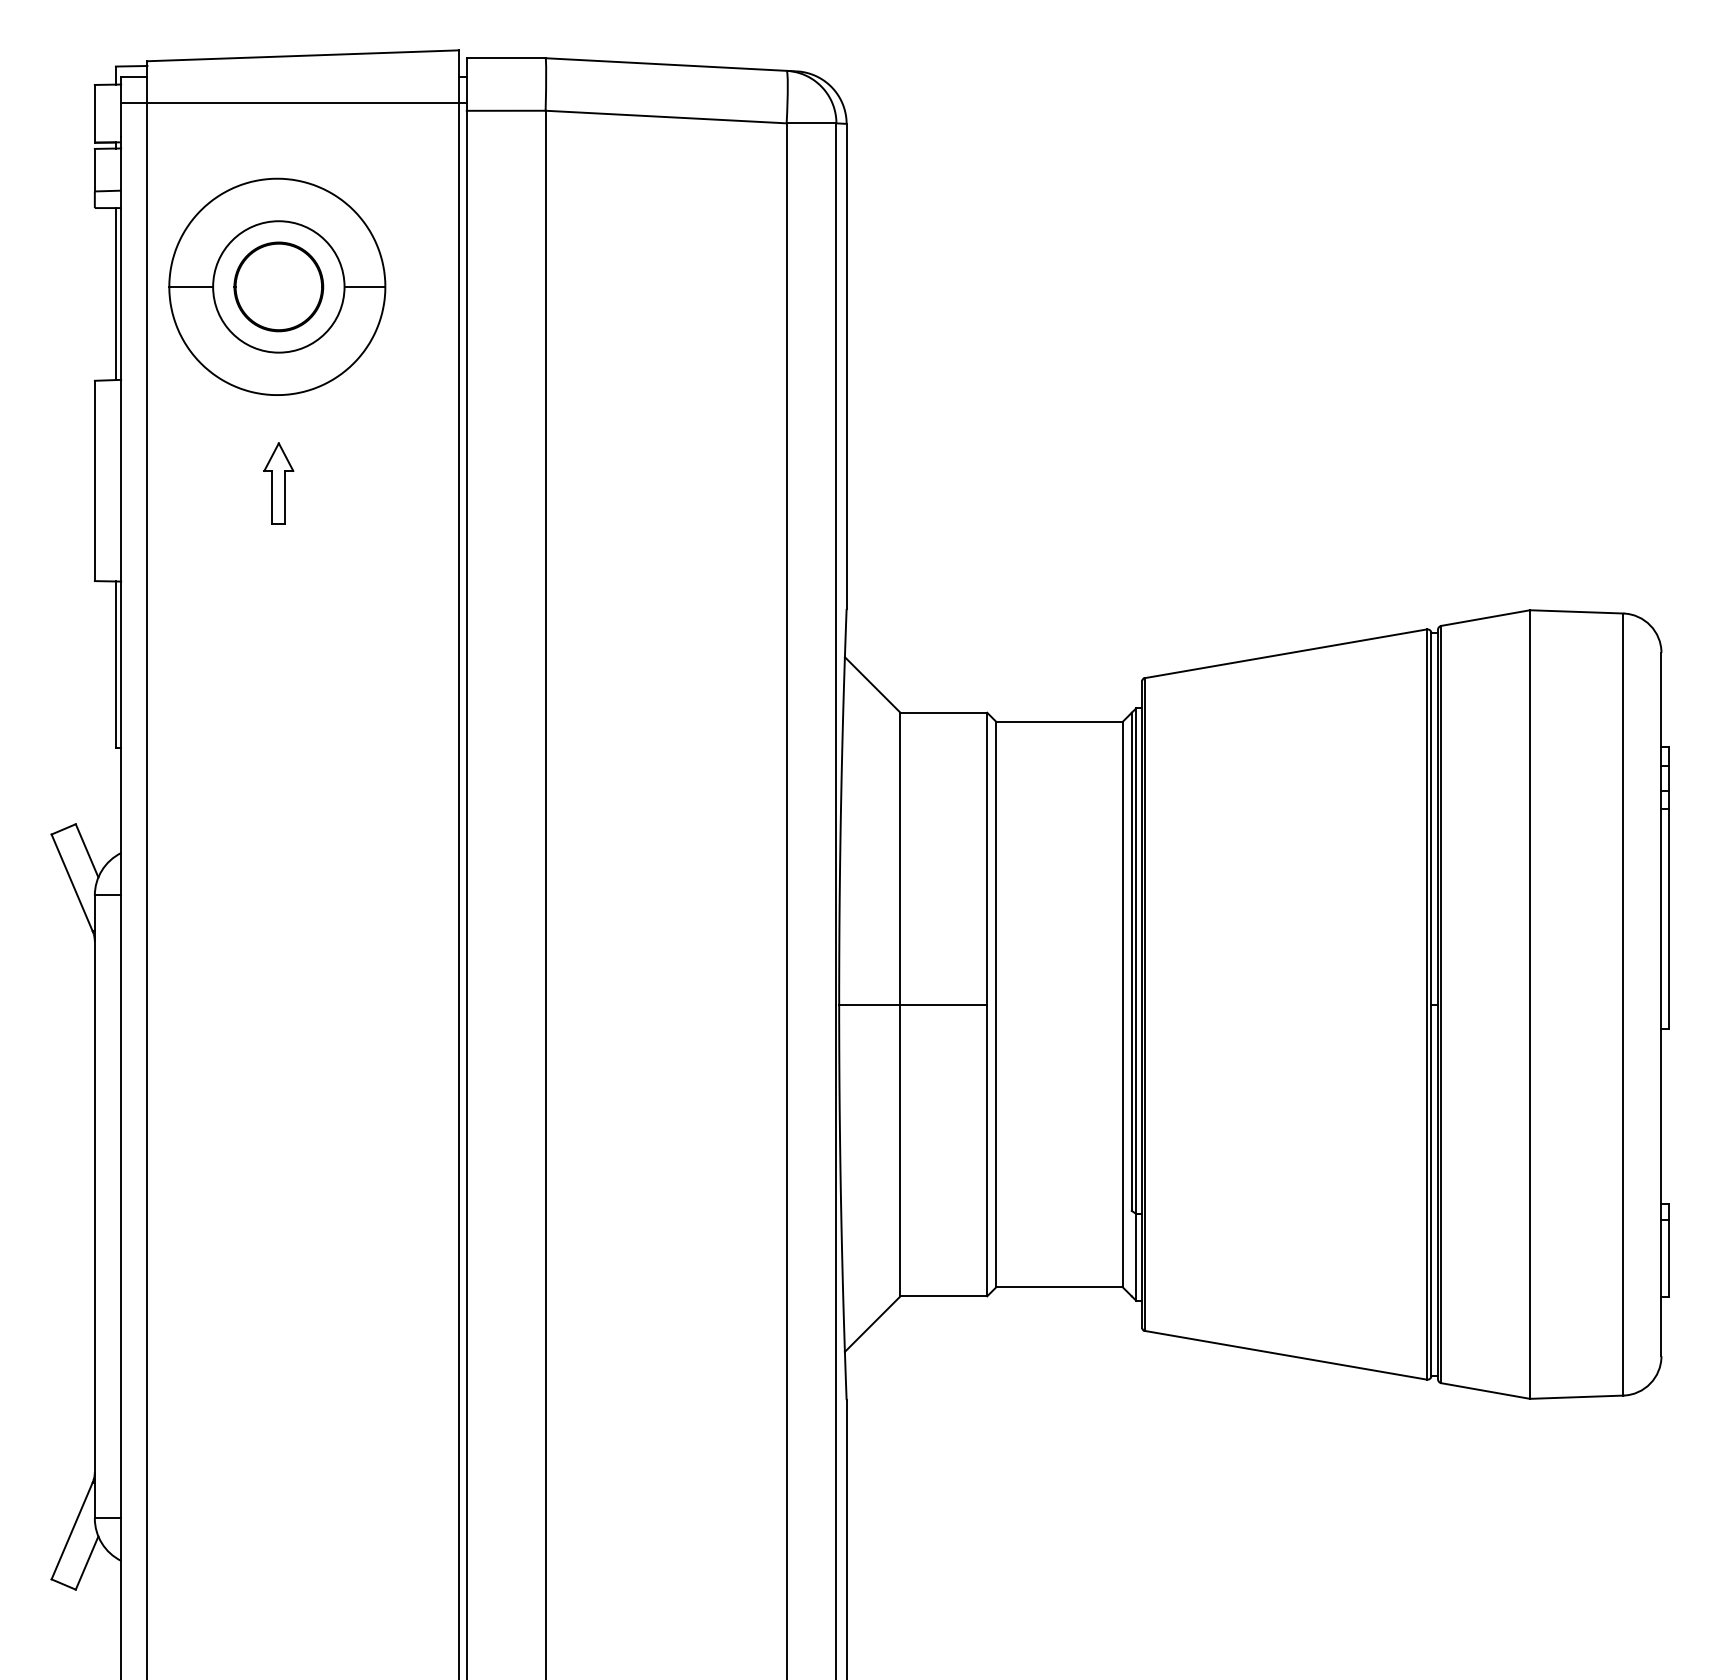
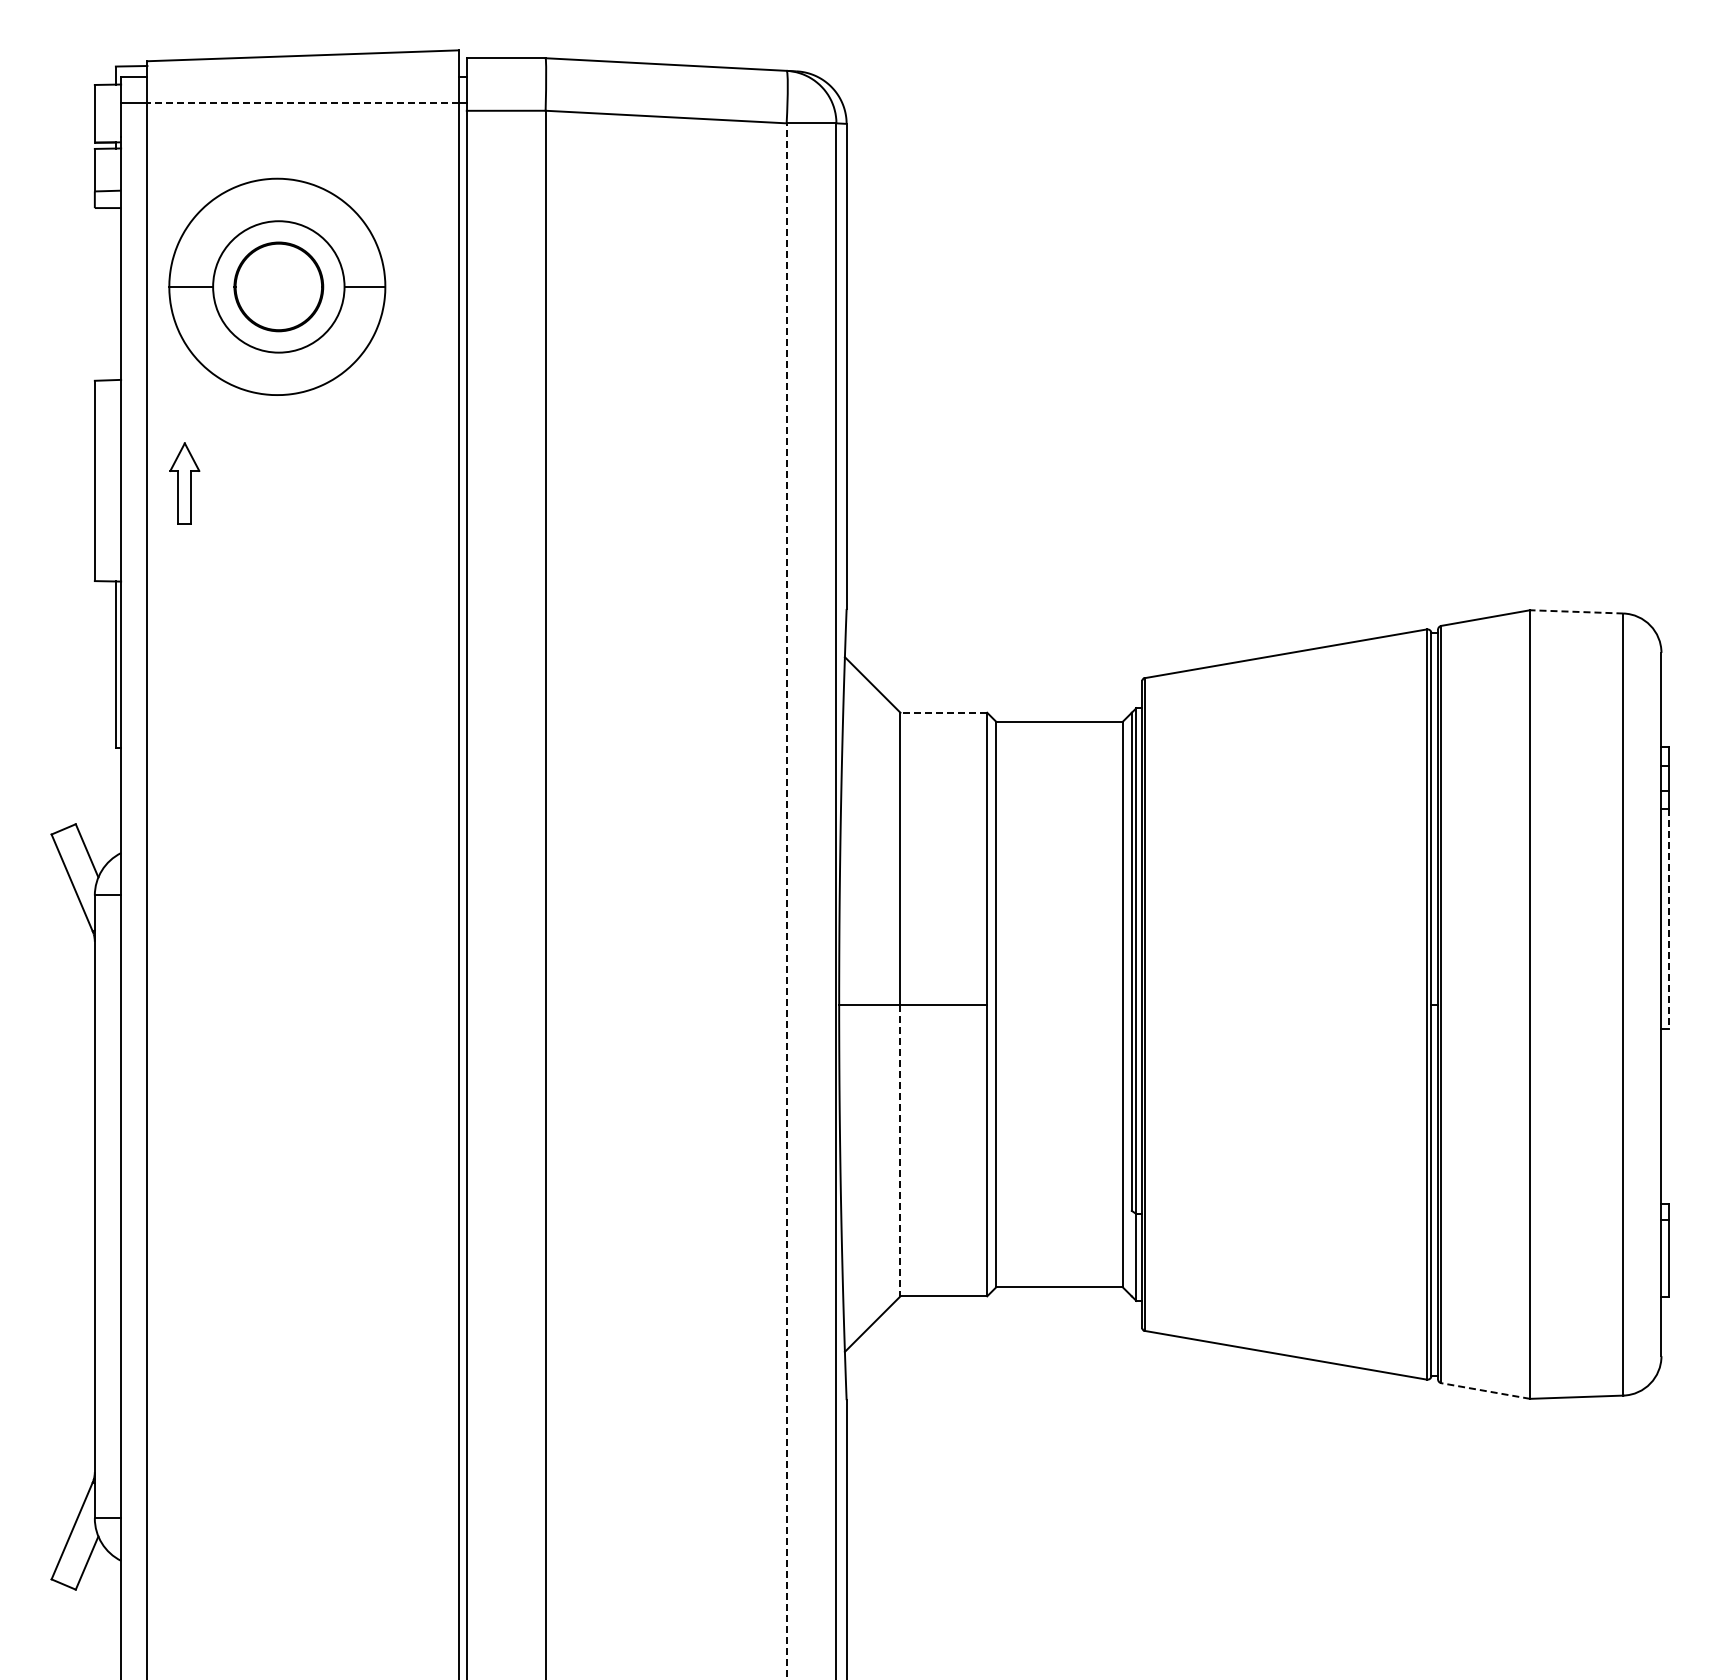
line: solid -> dashed (303, 102)
line: present -> none (115, 294)
part position: (278, 483) -> (184, 483) (184, 483)
line: solid -> dashed (1576, 611)
line: solid -> dashed (943, 712)
line: solid -> dashed (786, 901)
line: solid -> dashed (1669, 919)
line: solid -> dashed (900, 1150)
line: solid -> dashed (1485, 1390)
